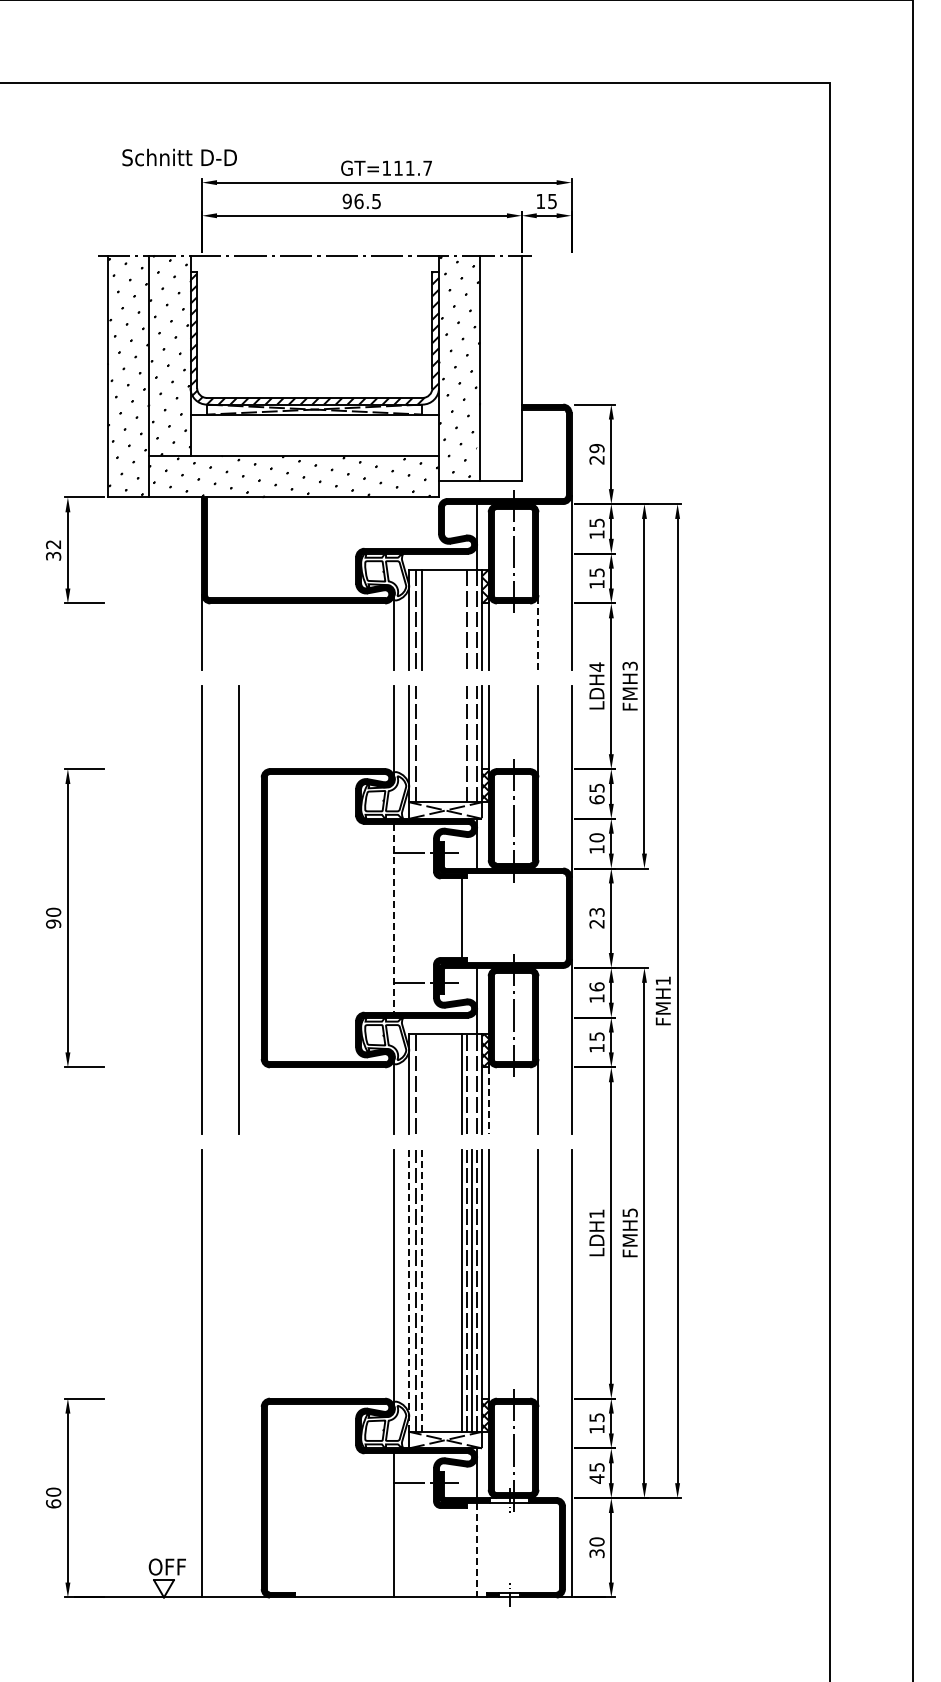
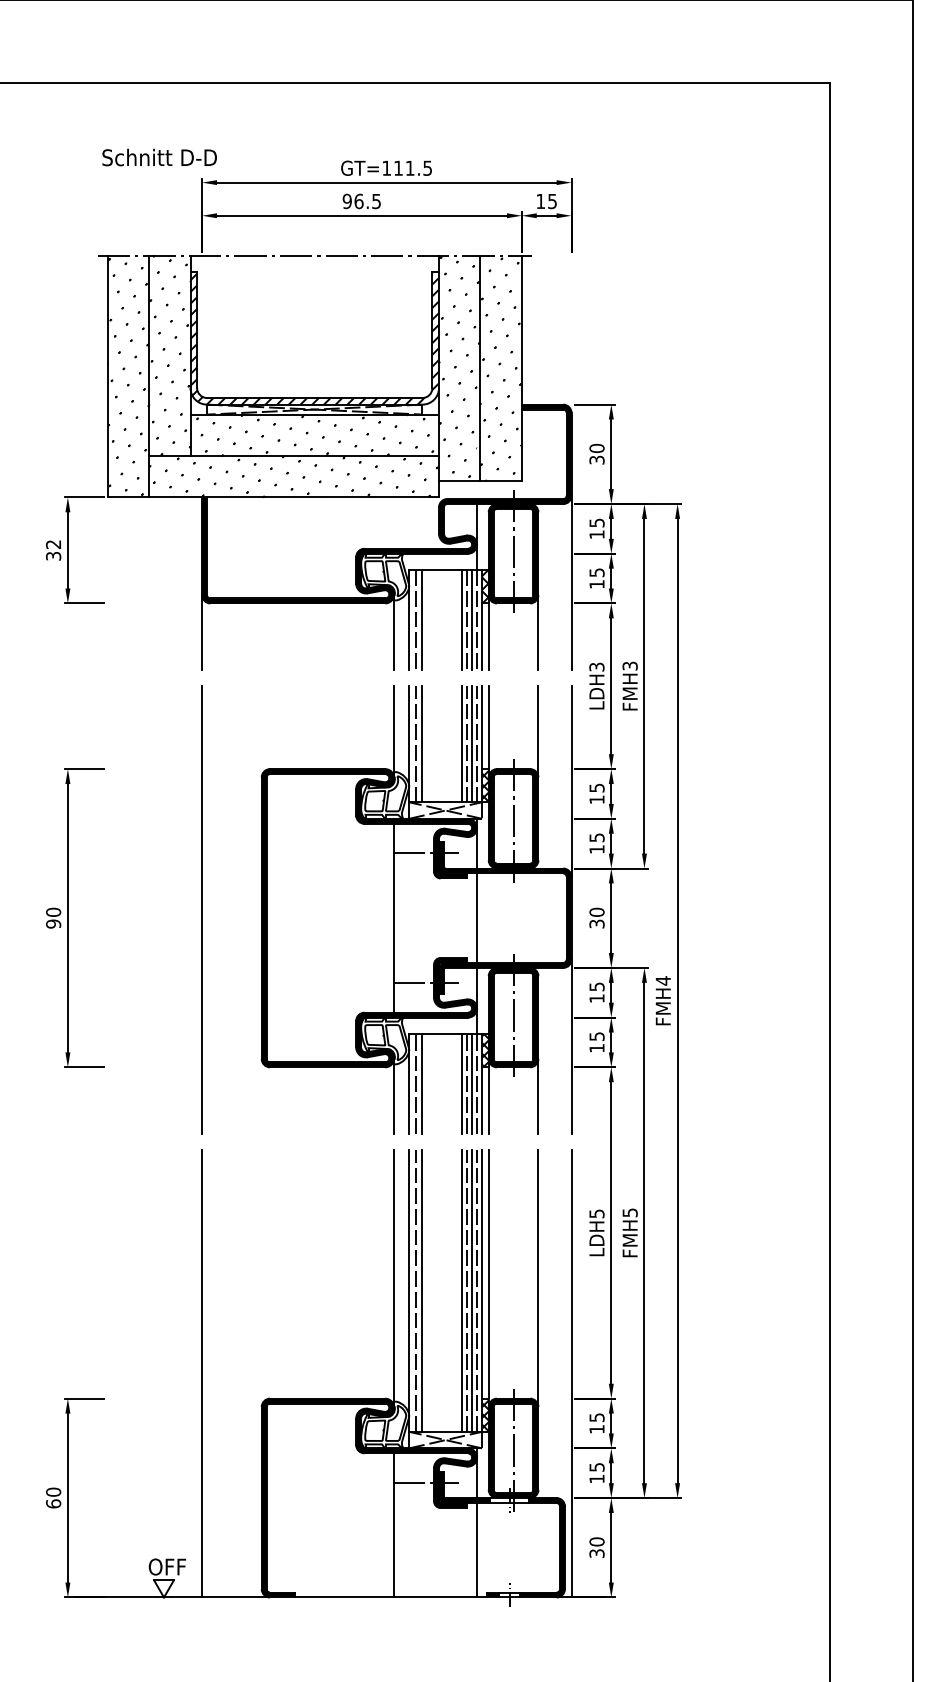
text position: (179, 157) -> (159, 157) (159, 157)
text: GT=111.7 -> GT=111.5 (427, 167)
hatch: none -> present (500, 368)
hatch: none -> present (311, 434)
text: 29 -> 30 (596, 454)
line: none -> present (462, 619)
line: none -> present (472, 619)
line: dashed -> solid (538, 631)
text: LDH4 -> LDH3 (596, 667)
line: none -> present (422, 744)
line: none -> present (462, 744)
line: none -> present (472, 744)
text: 65 -> 15 (596, 799)
text: 10 -> 15 (596, 837)
line: present -> none (238, 909)
line position: (462, 917) -> (477, 917) (477, 917)
text: 23 -> 30 (596, 917)
line: dashed -> solid (394, 918)
text: FMH1 -> FMH4 (662, 980)
text: 16 -> 15 (596, 986)
line: none -> present (422, 1083)
line: none -> present (472, 1083)
line: dashed -> solid (488, 1100)
text: LDH1 -> LDH5 (596, 1213)
line: dashed -> solid (409, 1290)
line: dashed -> solid (422, 1290)
text: 45 -> 15 (596, 1478)
line: dashed -> solid (477, 1550)
